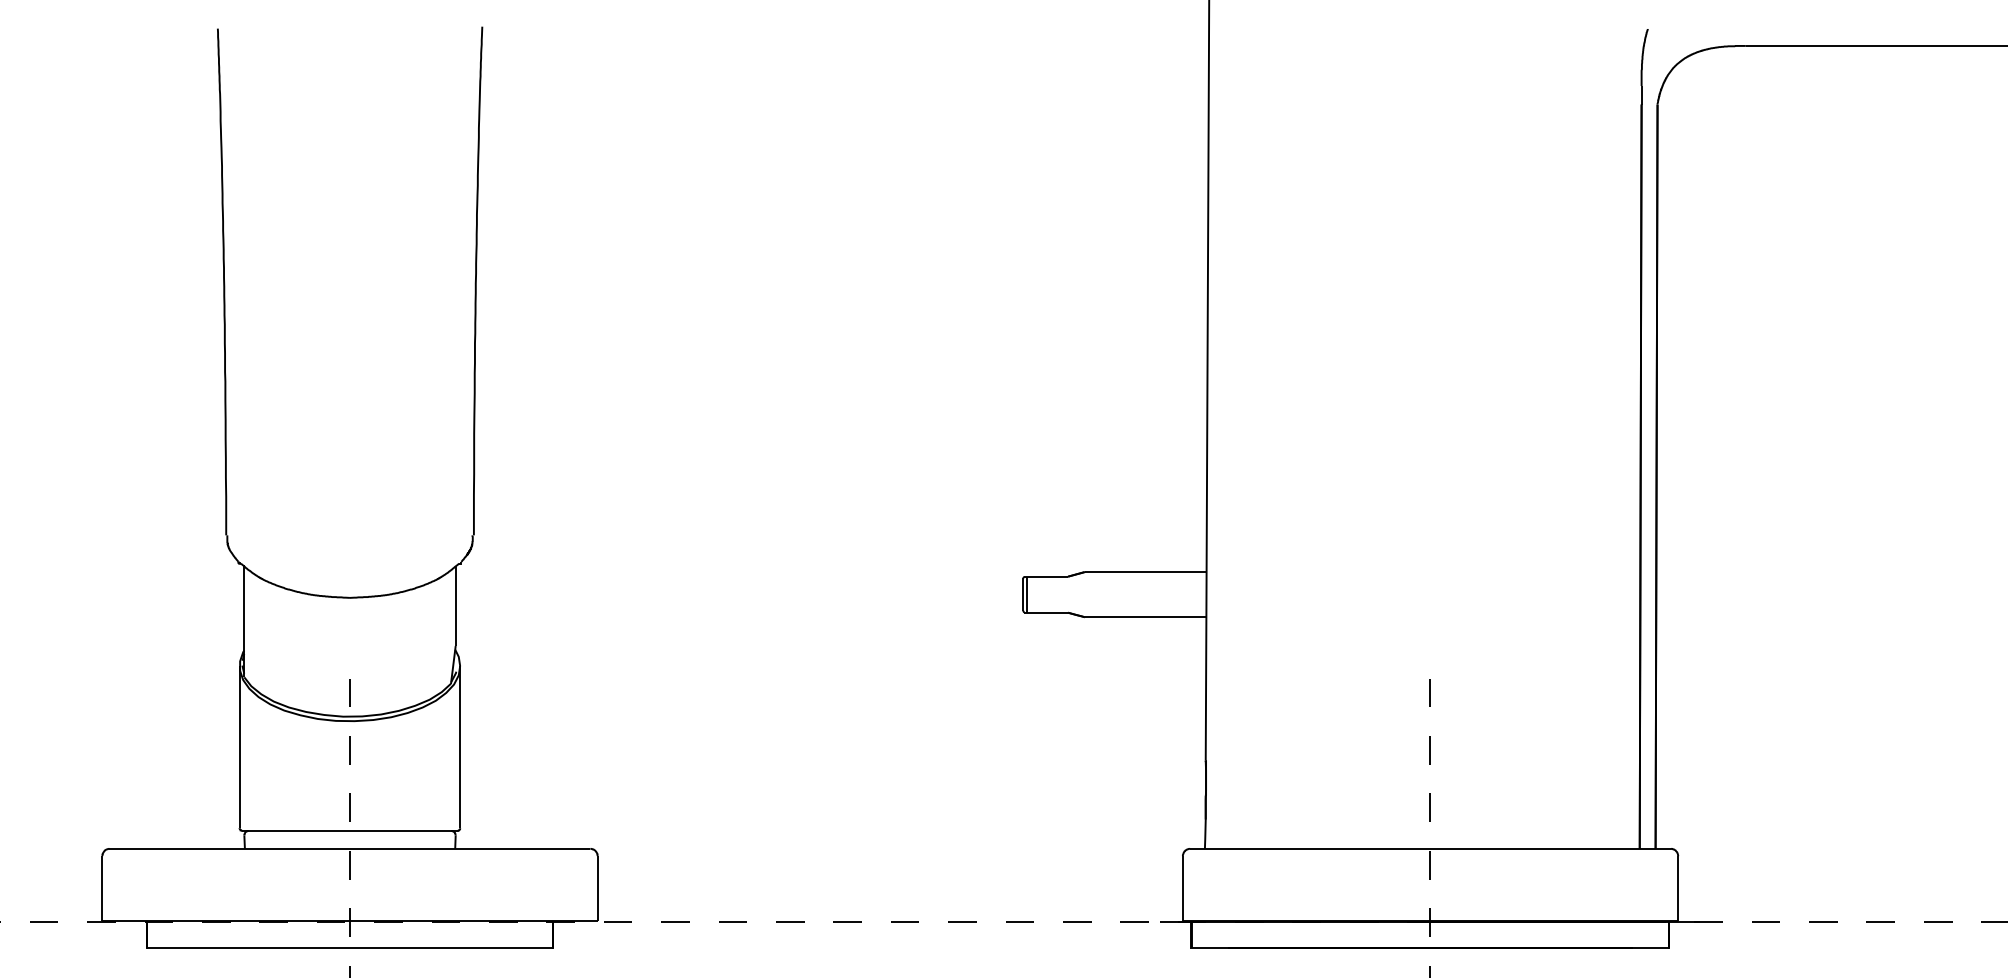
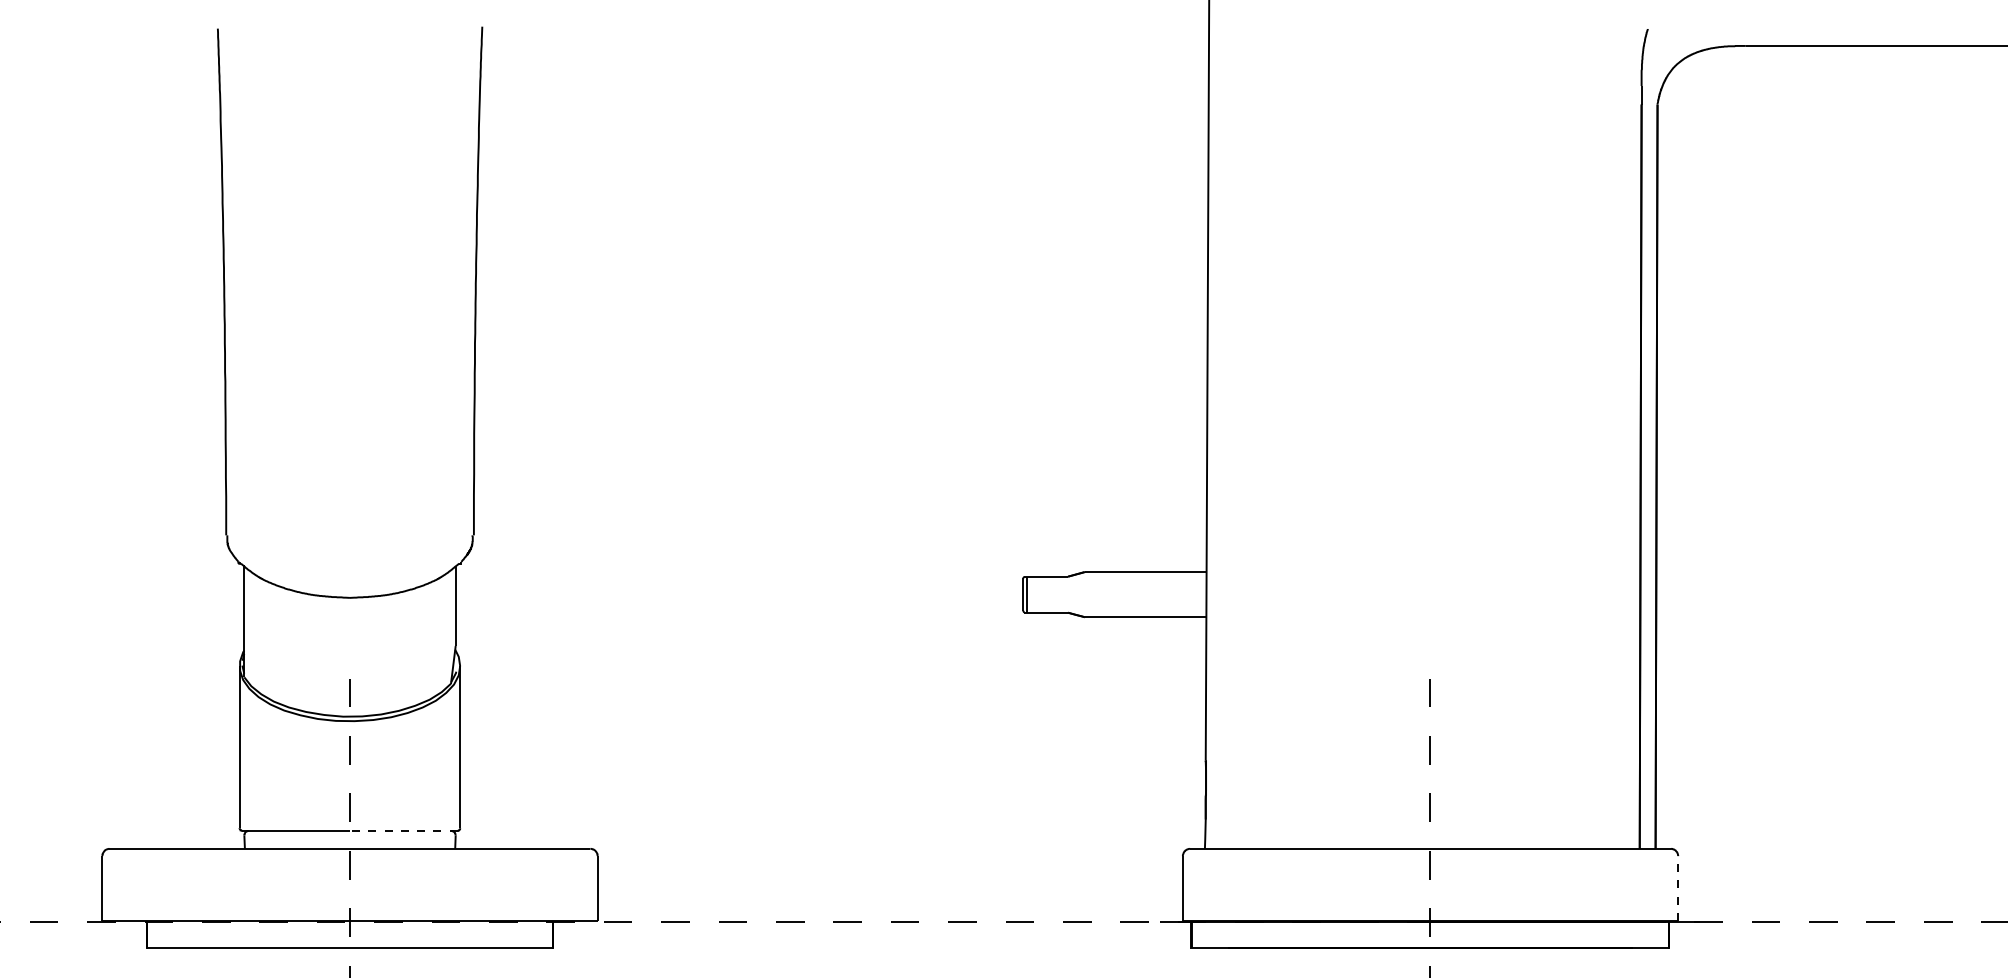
line: solid -> dashed (403, 830)
line: solid -> dashed (1678, 888)
